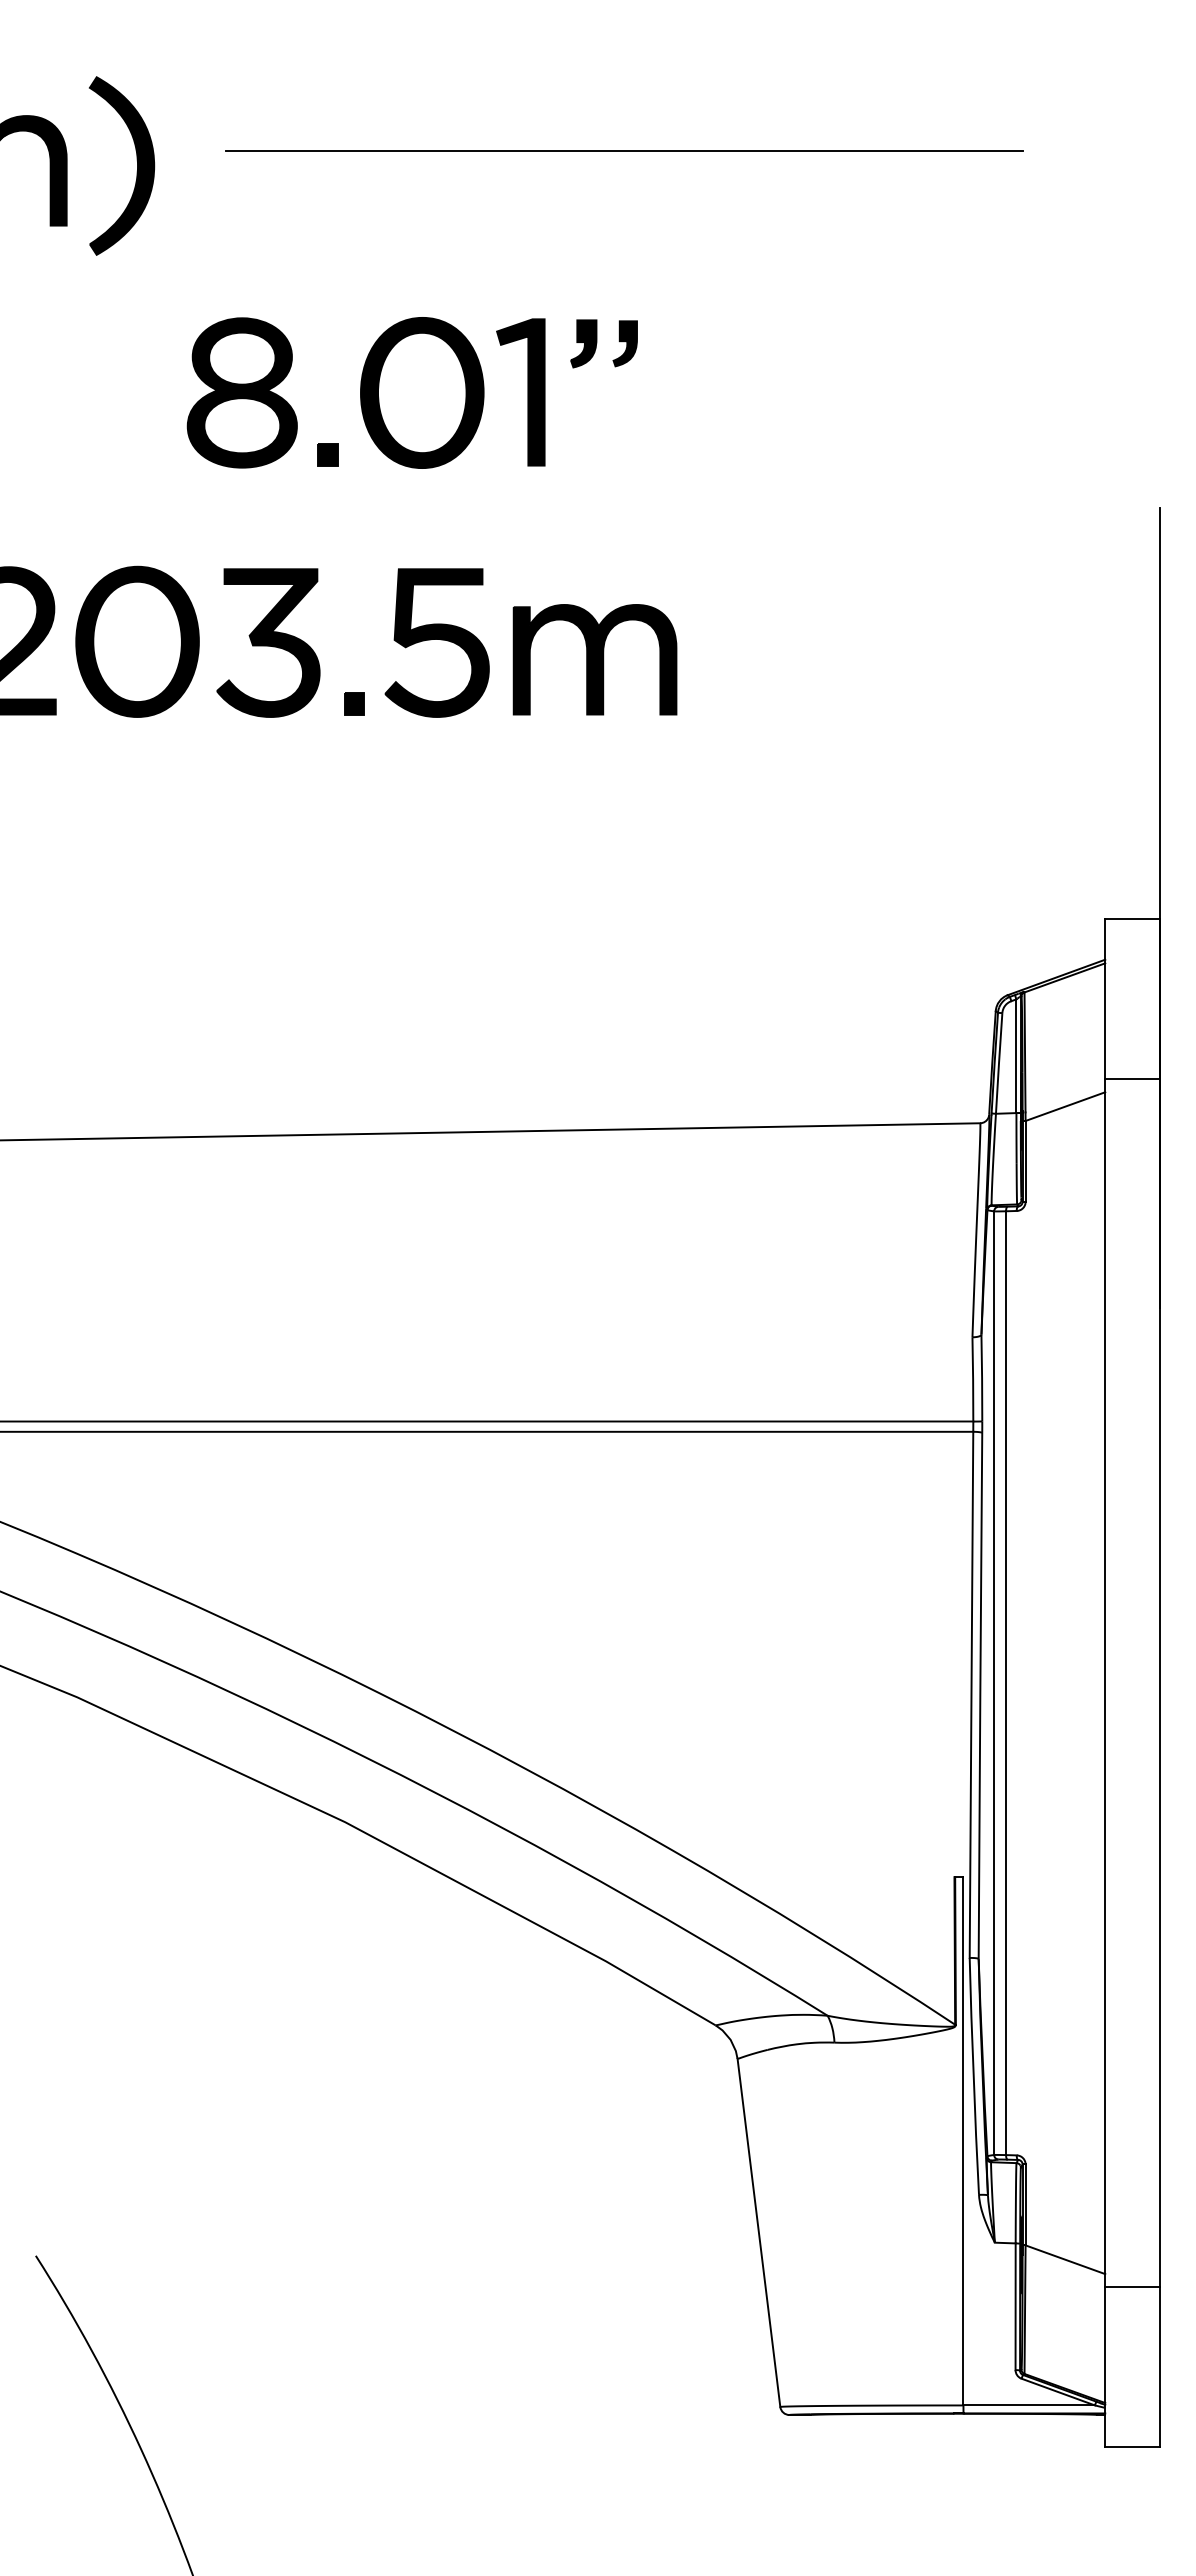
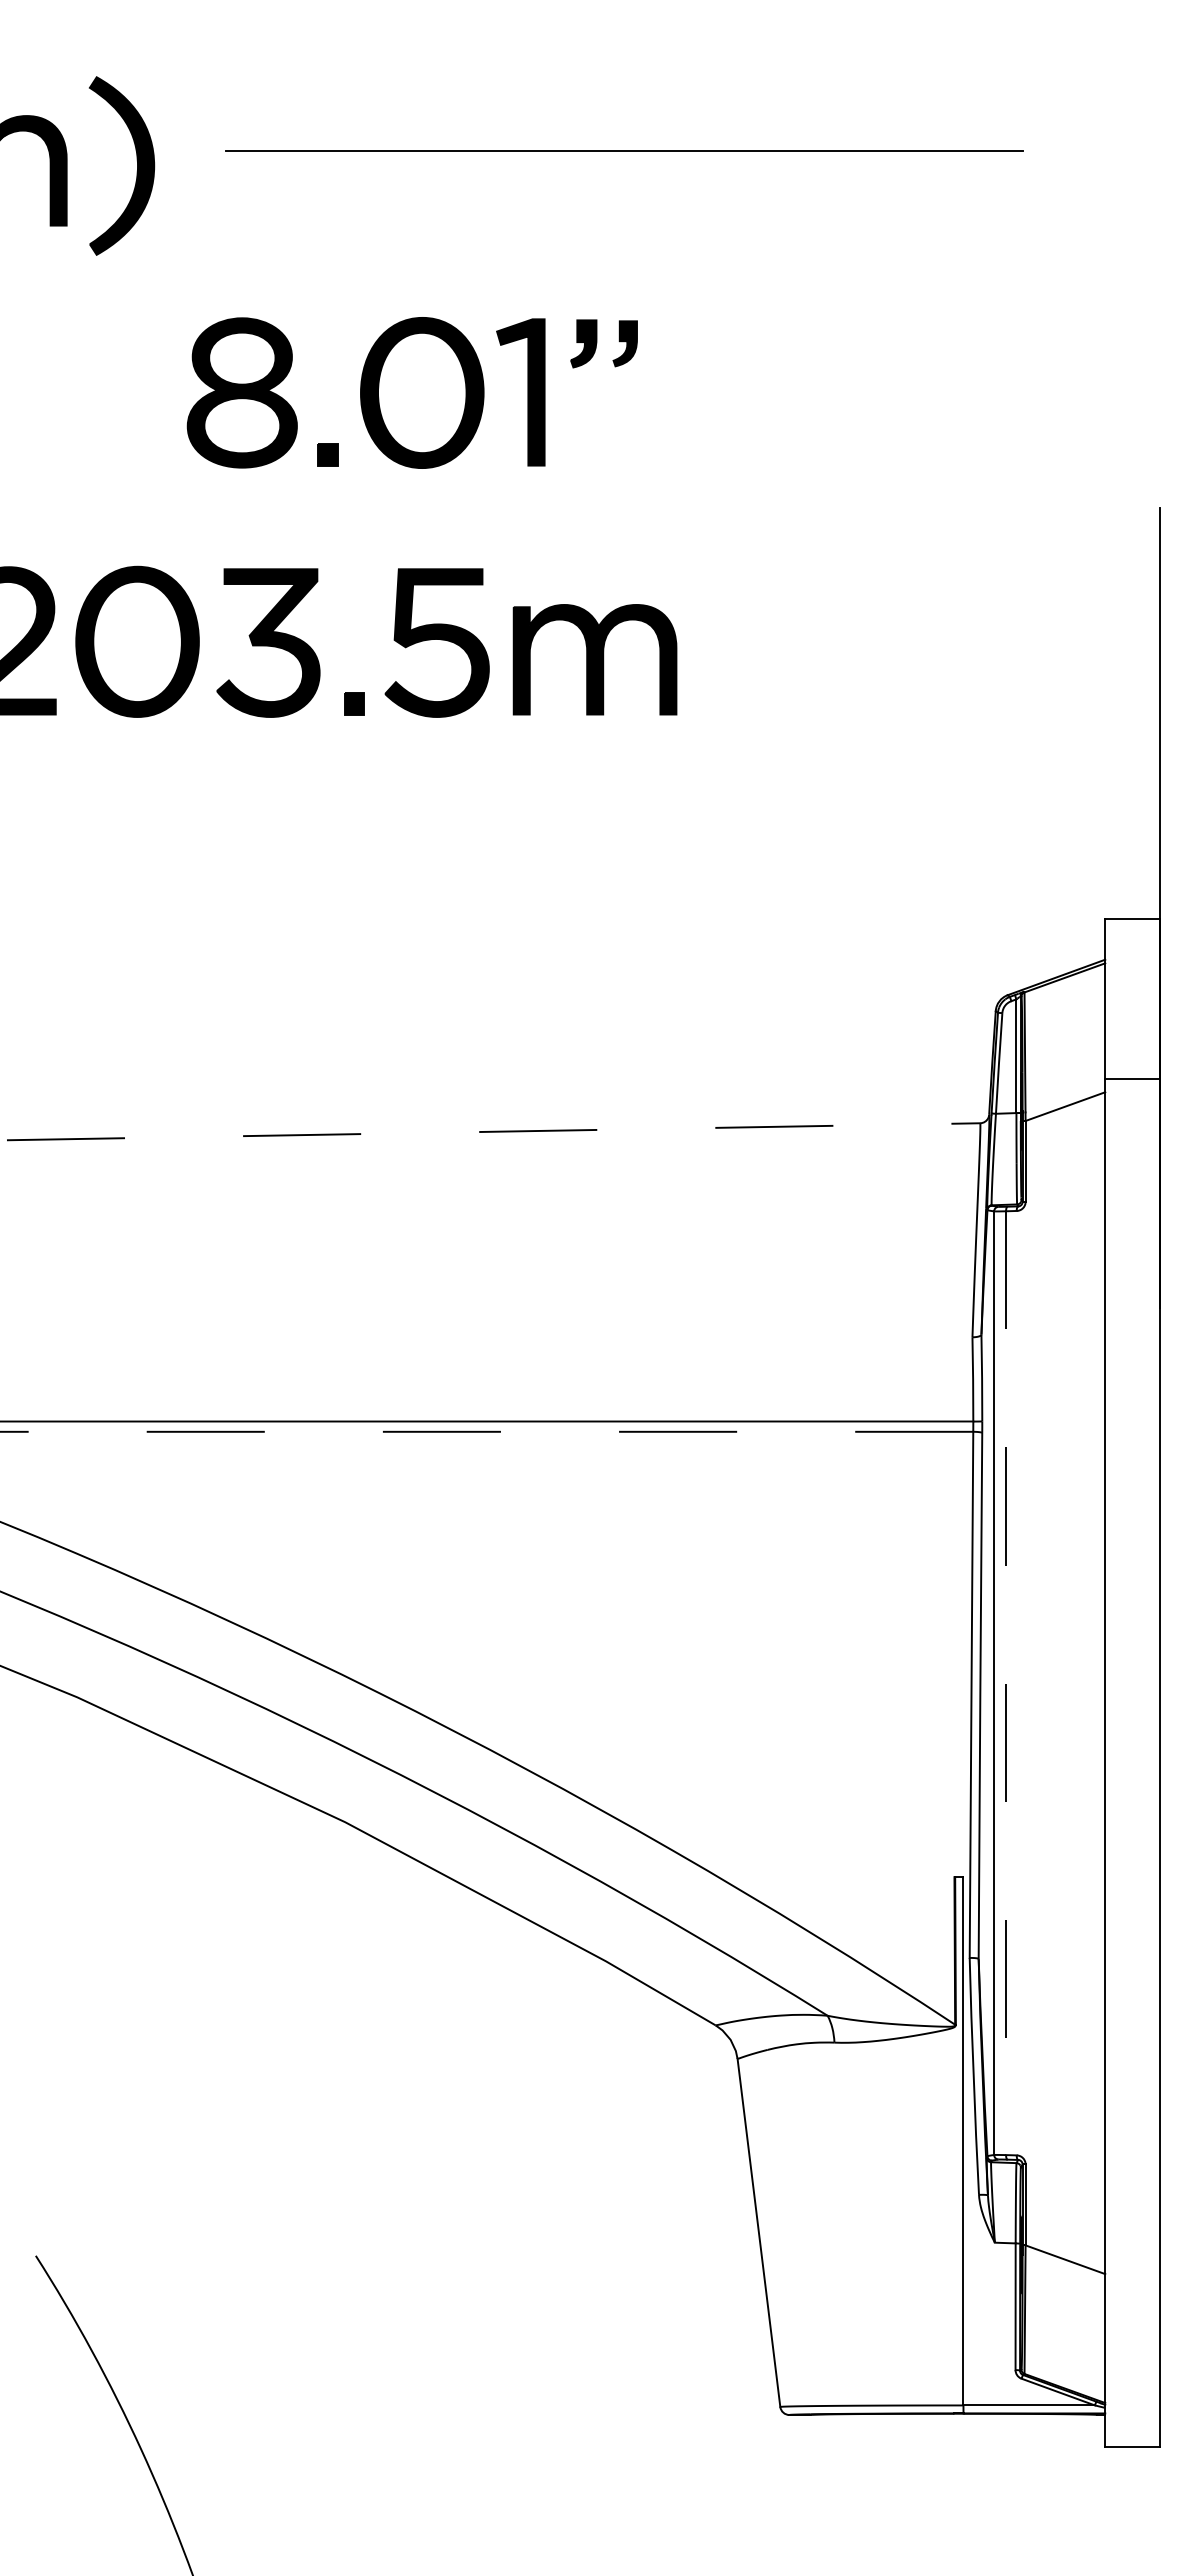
line: solid -> dashed (490, 1131)
line: solid -> dashed (486, 1431)
line: solid -> dashed (1006, 1683)
line: present -> none (1132, 2286)
